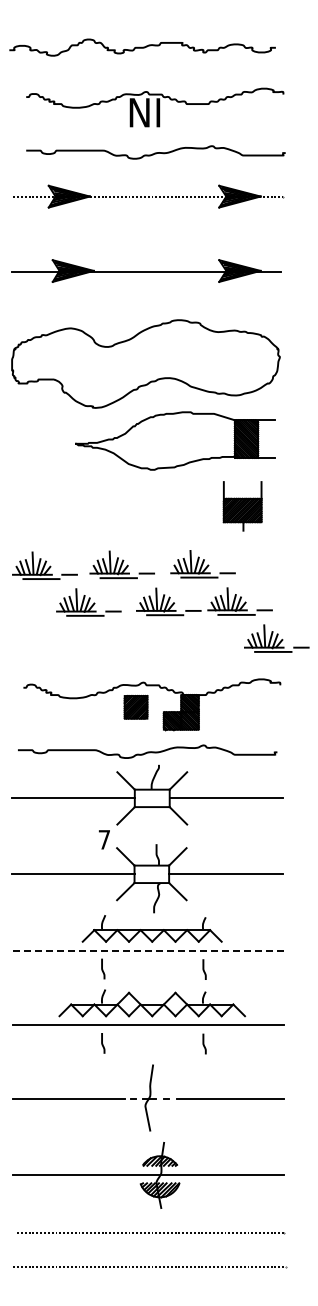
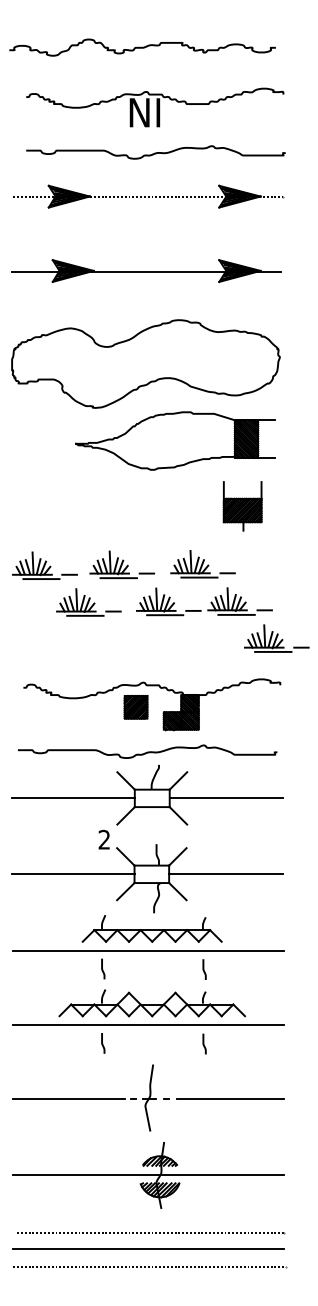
text: 7 -> 2 (103, 839)
line: dashed -> solid (148, 950)
line: none -> present (147, 1249)
